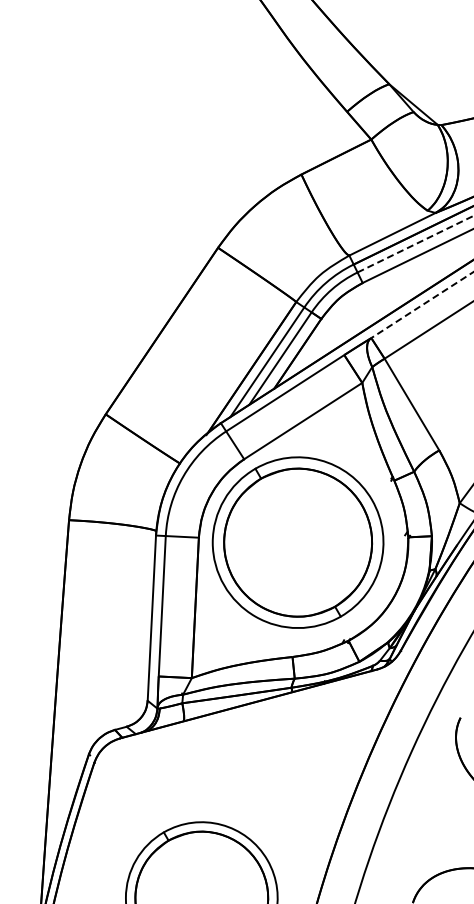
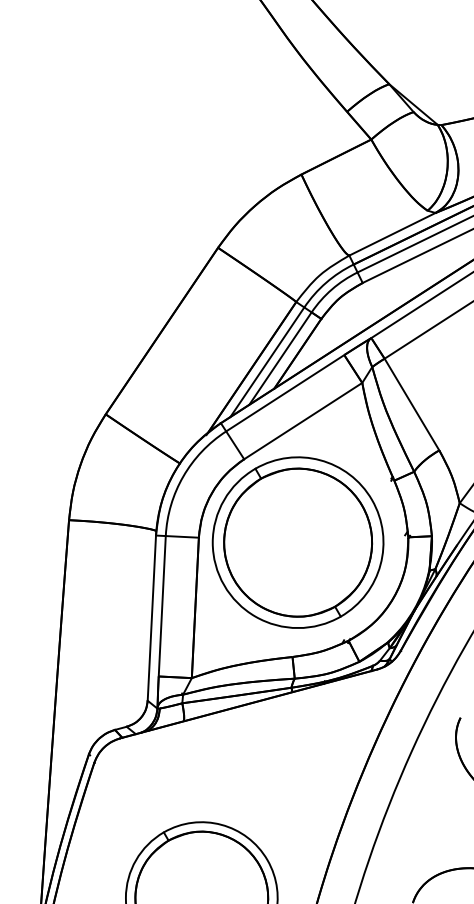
line: dashed -> solid (415, 243)
line: dashed -> solid (422, 305)
